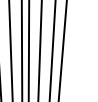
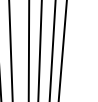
line: present -> none (21, 50)
